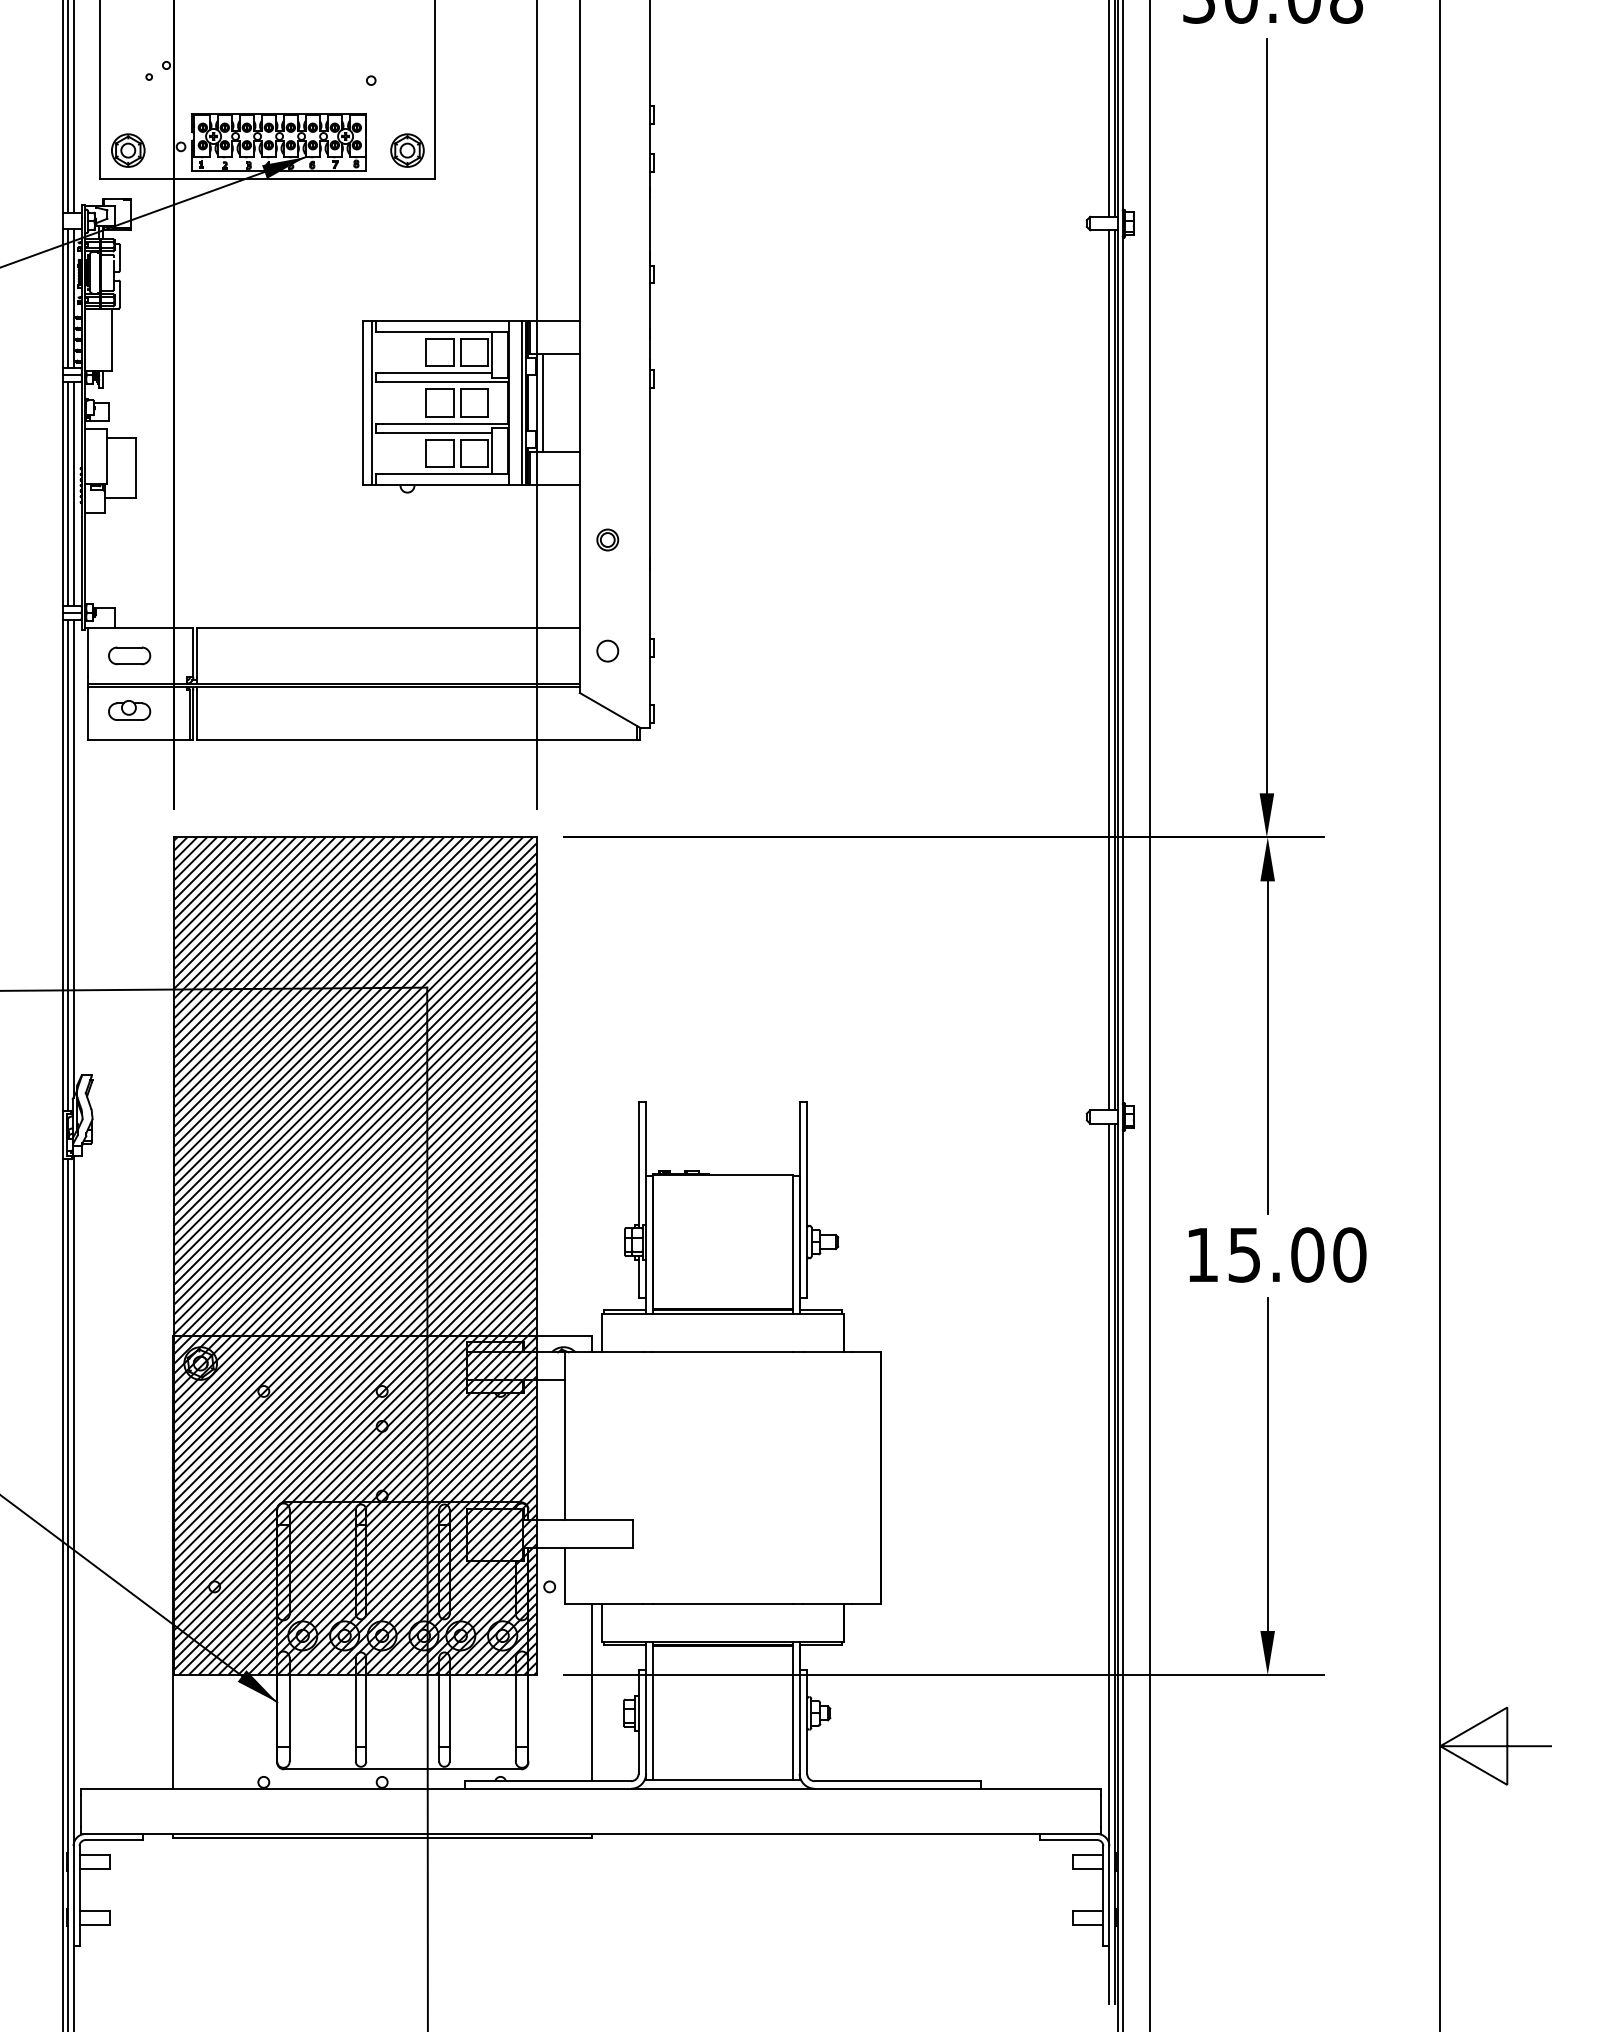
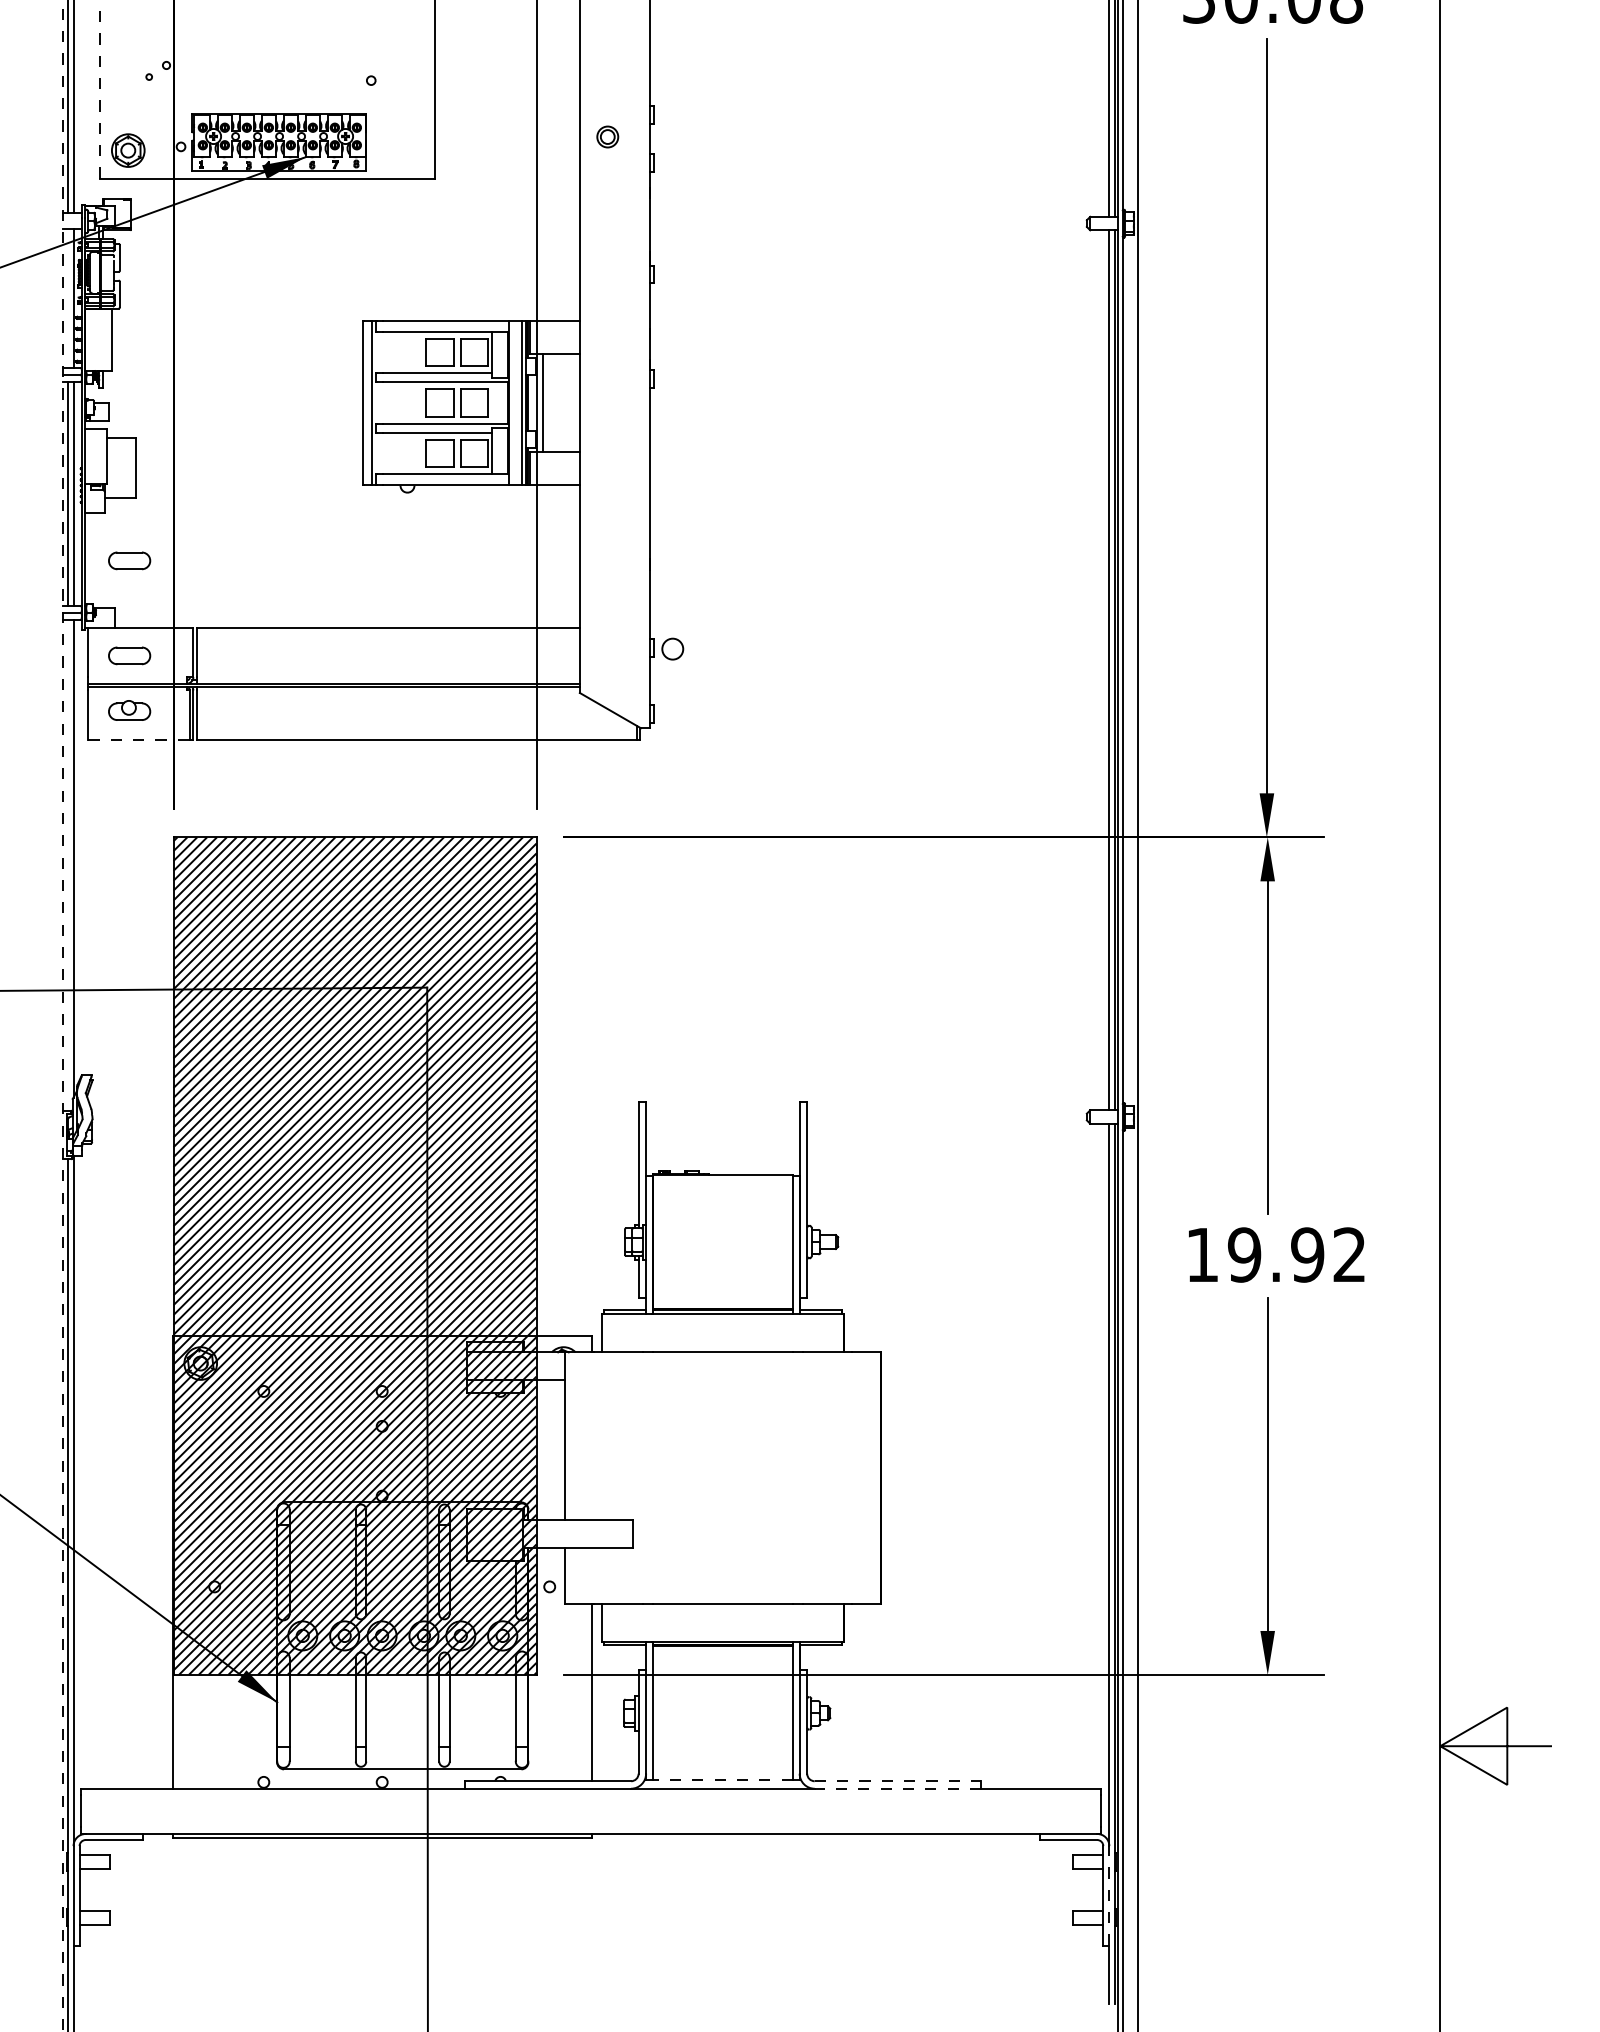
line: solid -> dashed (100, 89)
part: present -> none (407, 150)
line: present -> none (67, 298)
part position: (607, 539) -> (607, 136) (607, 136)
part: none -> present (129, 560)
circle position: (607, 650) -> (672, 648) (672, 648)
line: solid -> dashed (139, 739)
line: present -> none (67, 864)
line position: (1149, 1015) -> (1137, 1015) (1137, 1015)
line: solid -> dashed (62, 1016)
text: 15.00 -> 19.92 (1297, 1254)
line: solid -> dashed (722, 1780)
line: solid -> dashed (898, 1781)
line: solid -> dashed (897, 1788)
line: solid -> dashed (1109, 1895)
